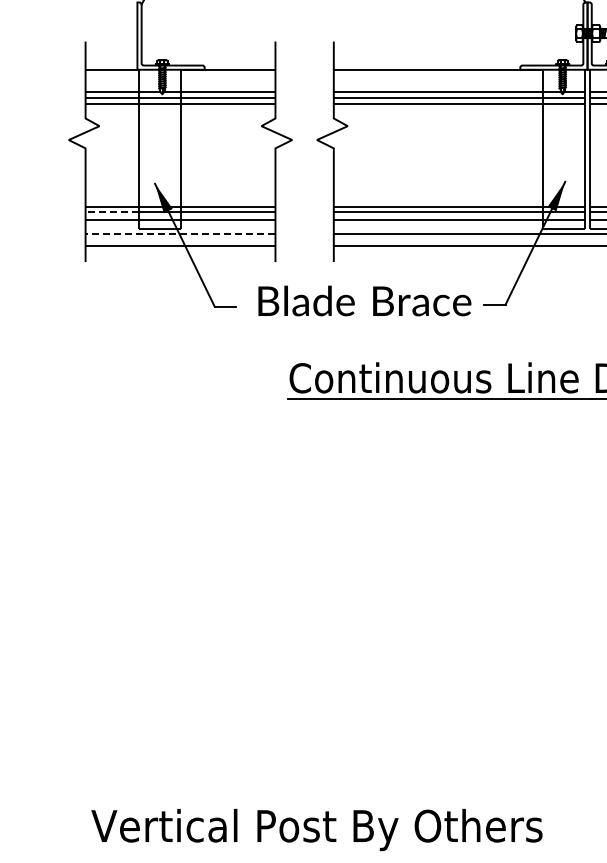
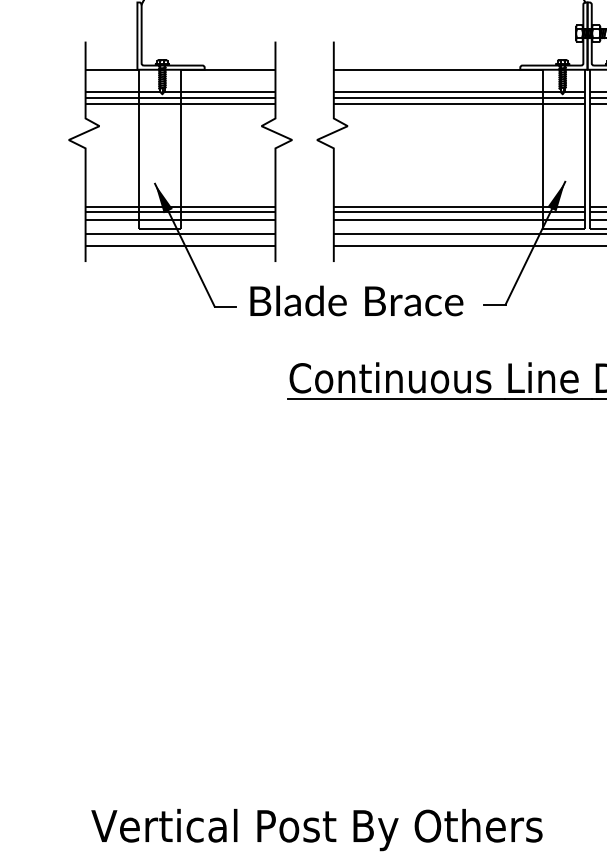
line: dashed -> solid (112, 212)
line: dashed -> solid (180, 233)
text position: (364, 300) -> (356, 300) (356, 300)
